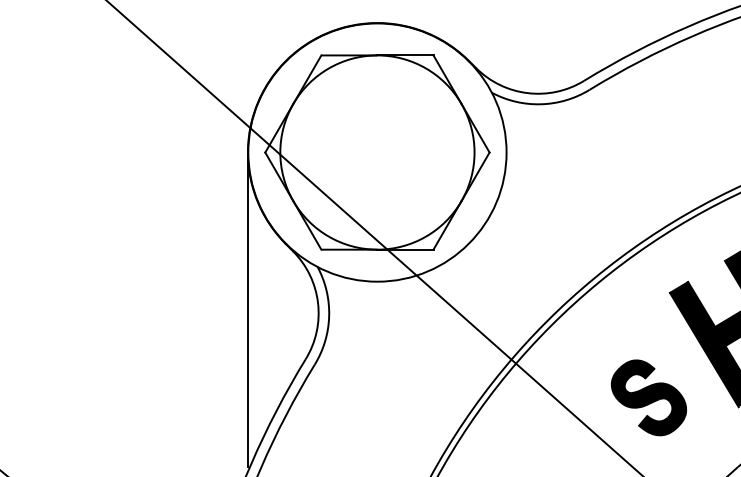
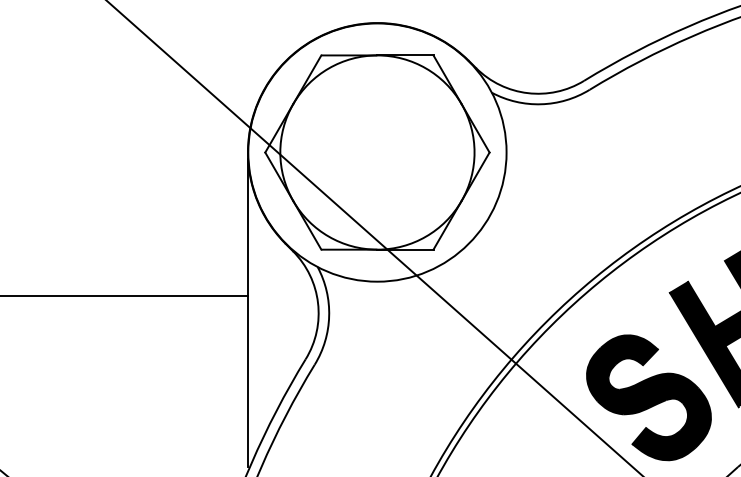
line: none -> present (125, 296)
part size: 77x78 px -> 126x128 px (648, 397)
